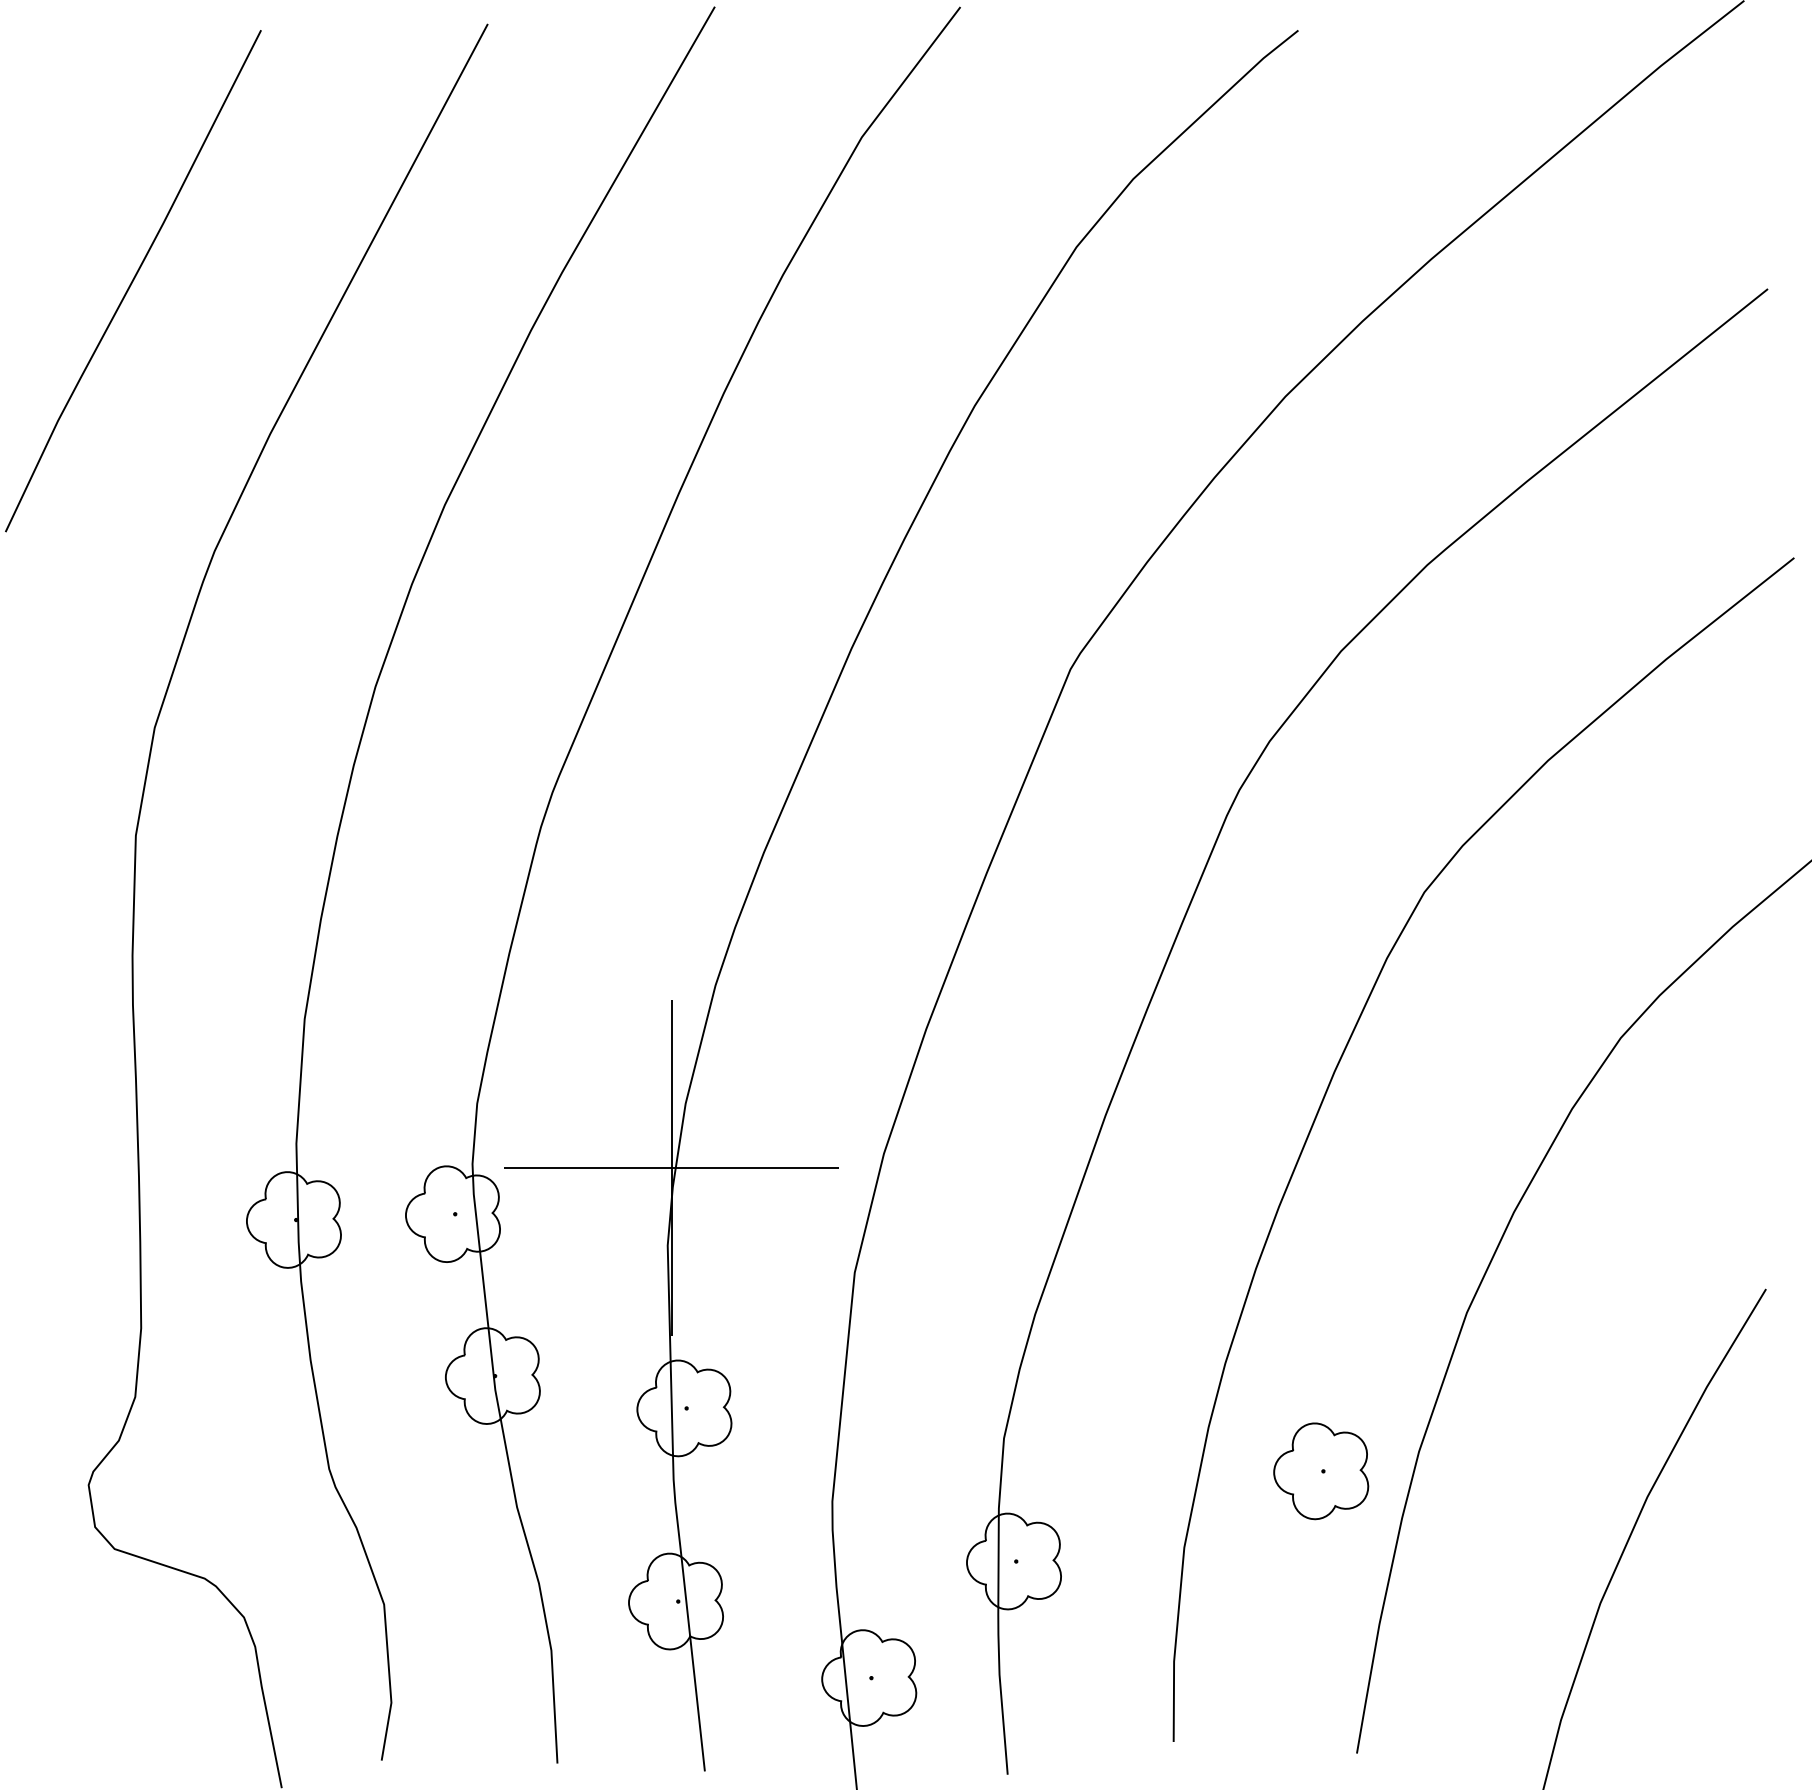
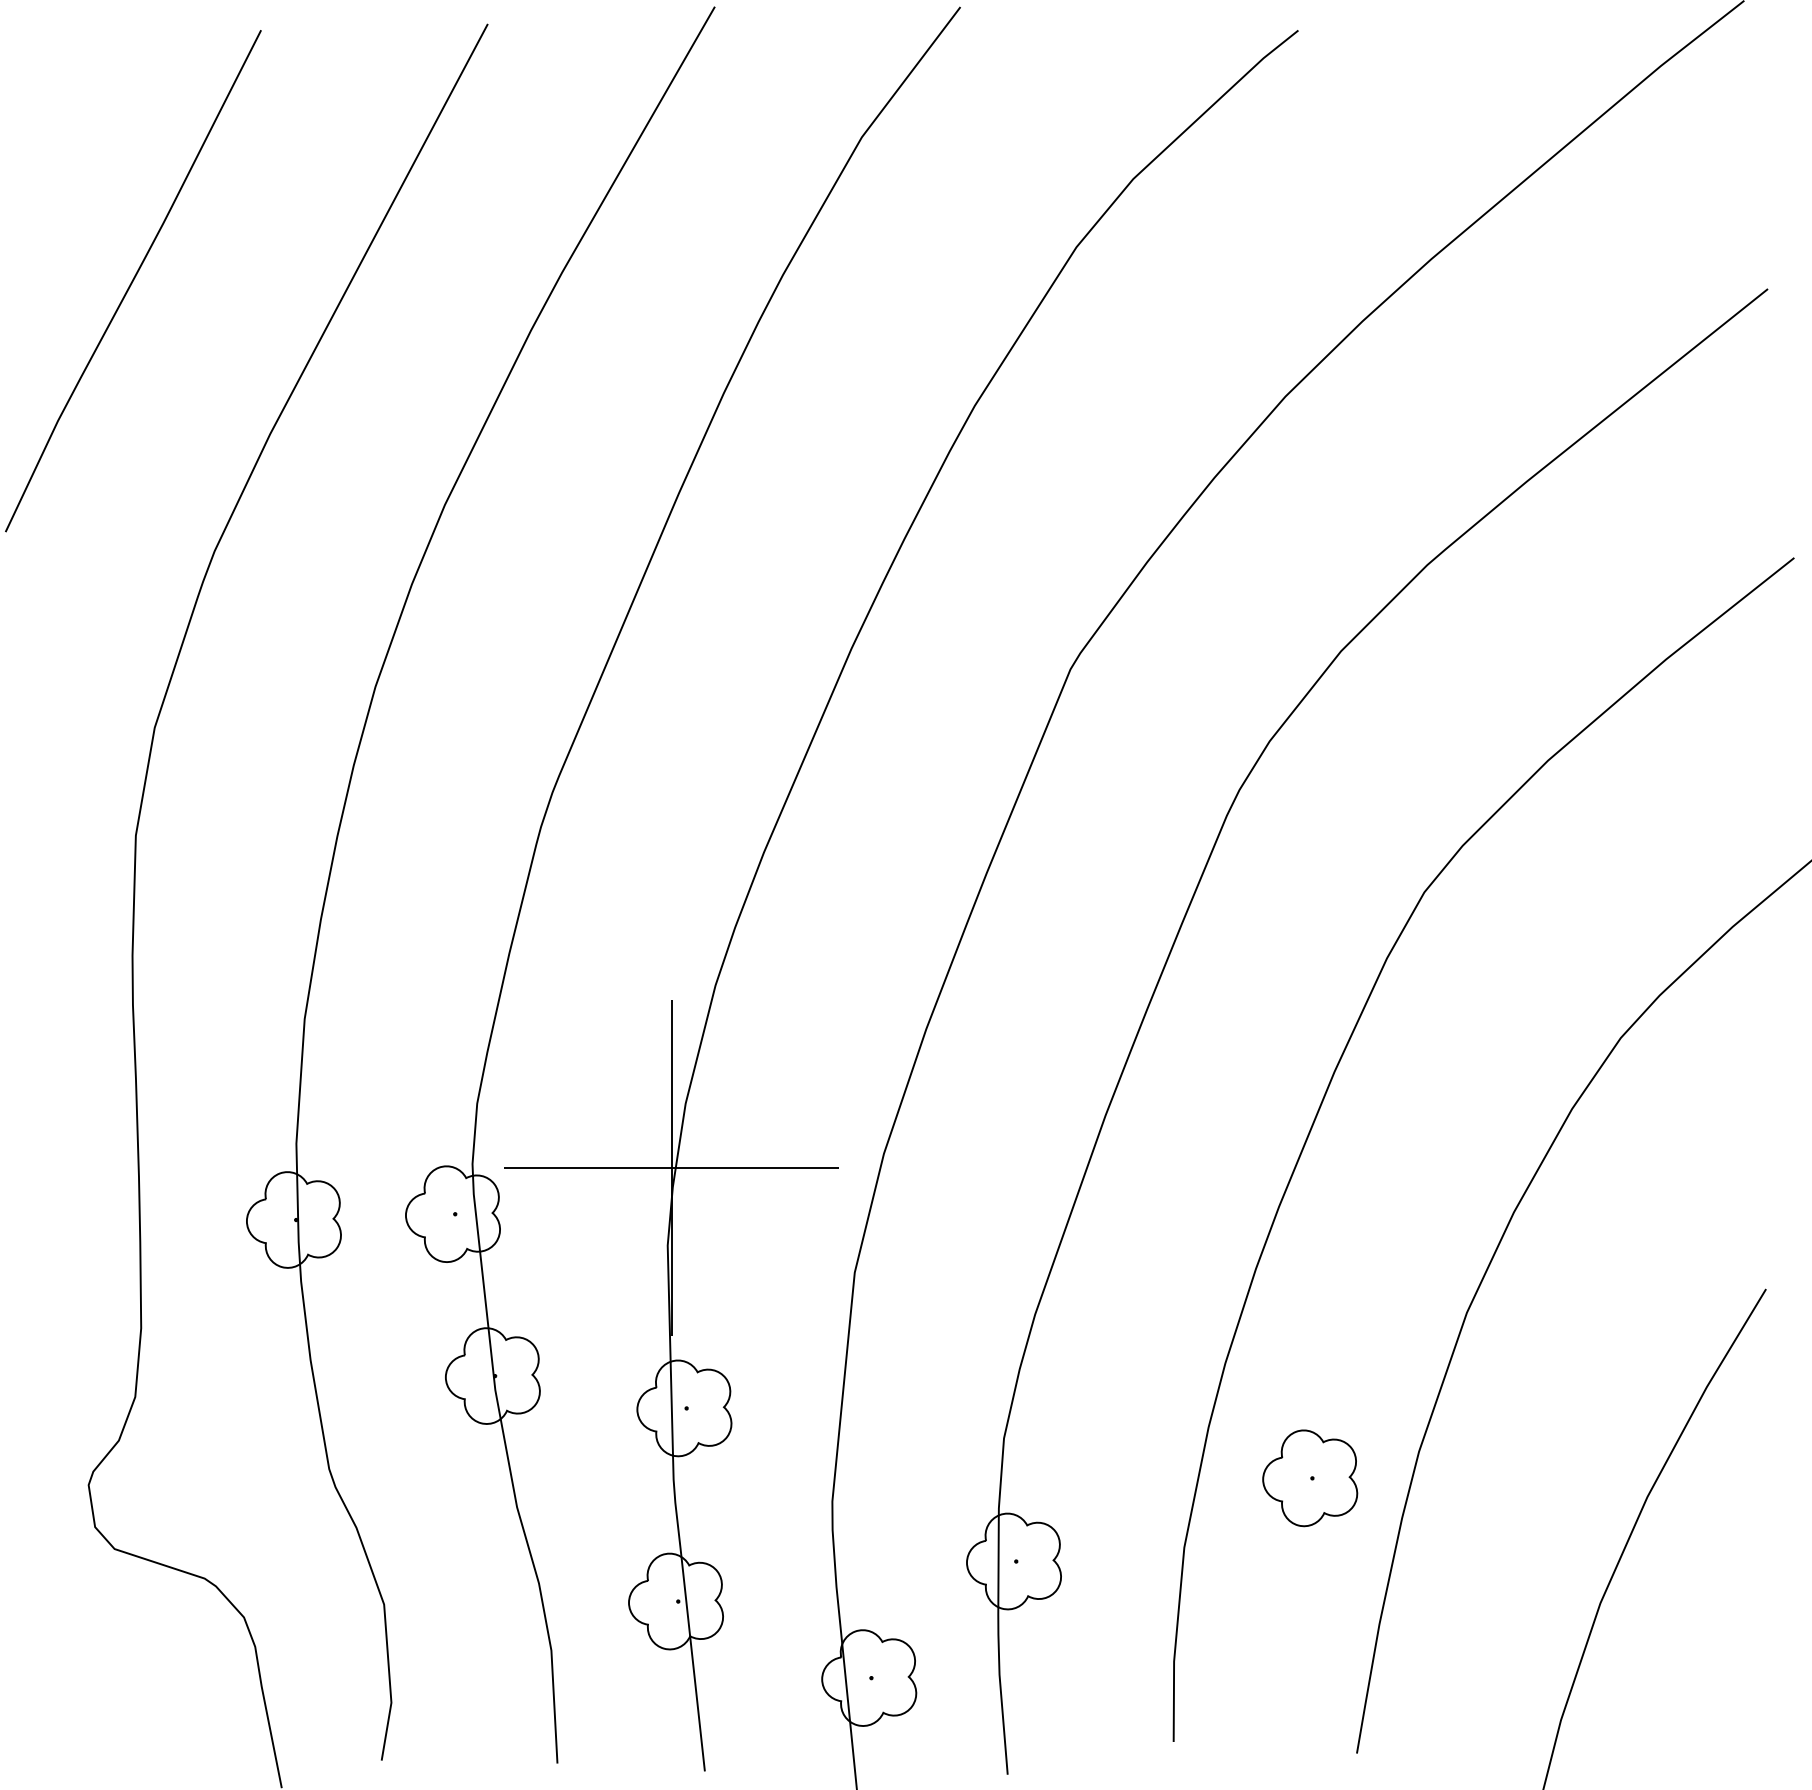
part position: (1321, 1471) -> (1310, 1478) (1310, 1478)
